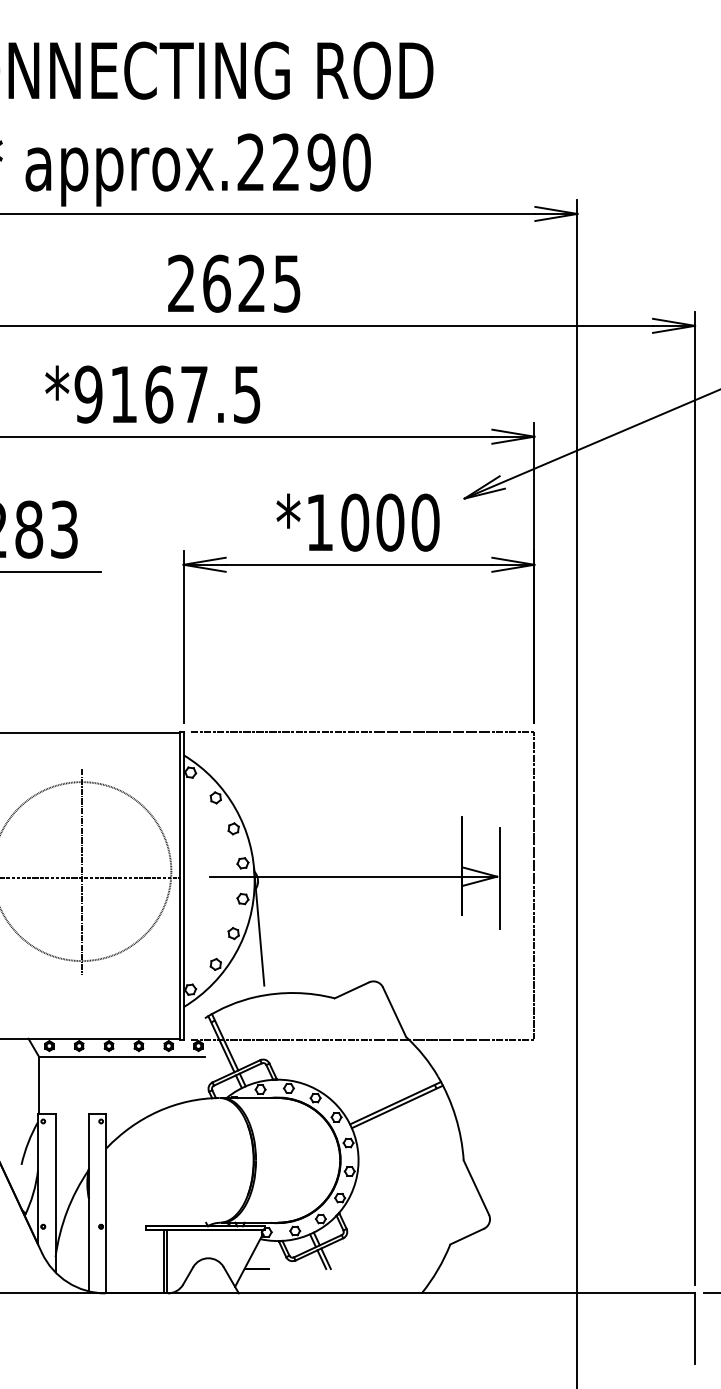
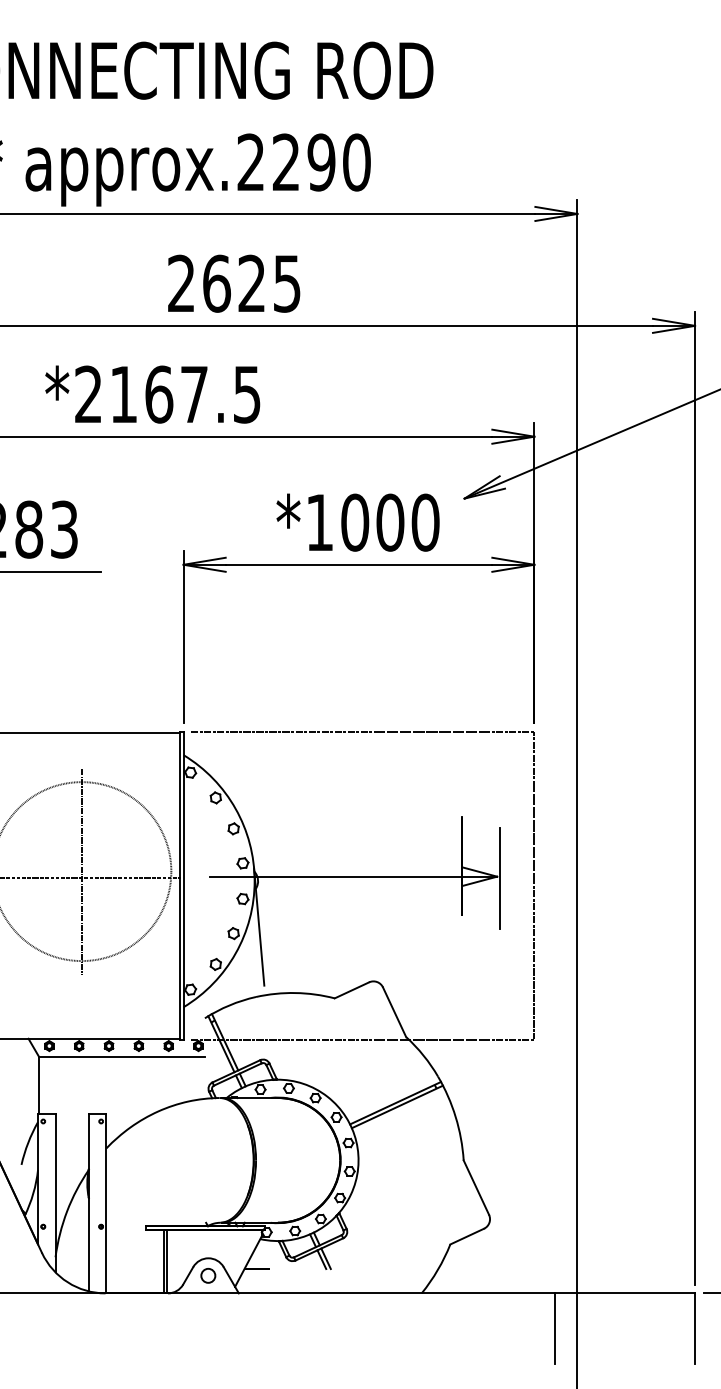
text: *9167.5 -> *2167.5 (88, 394)
circle: none -> present (208, 1275)
line: none -> present (554, 1328)
